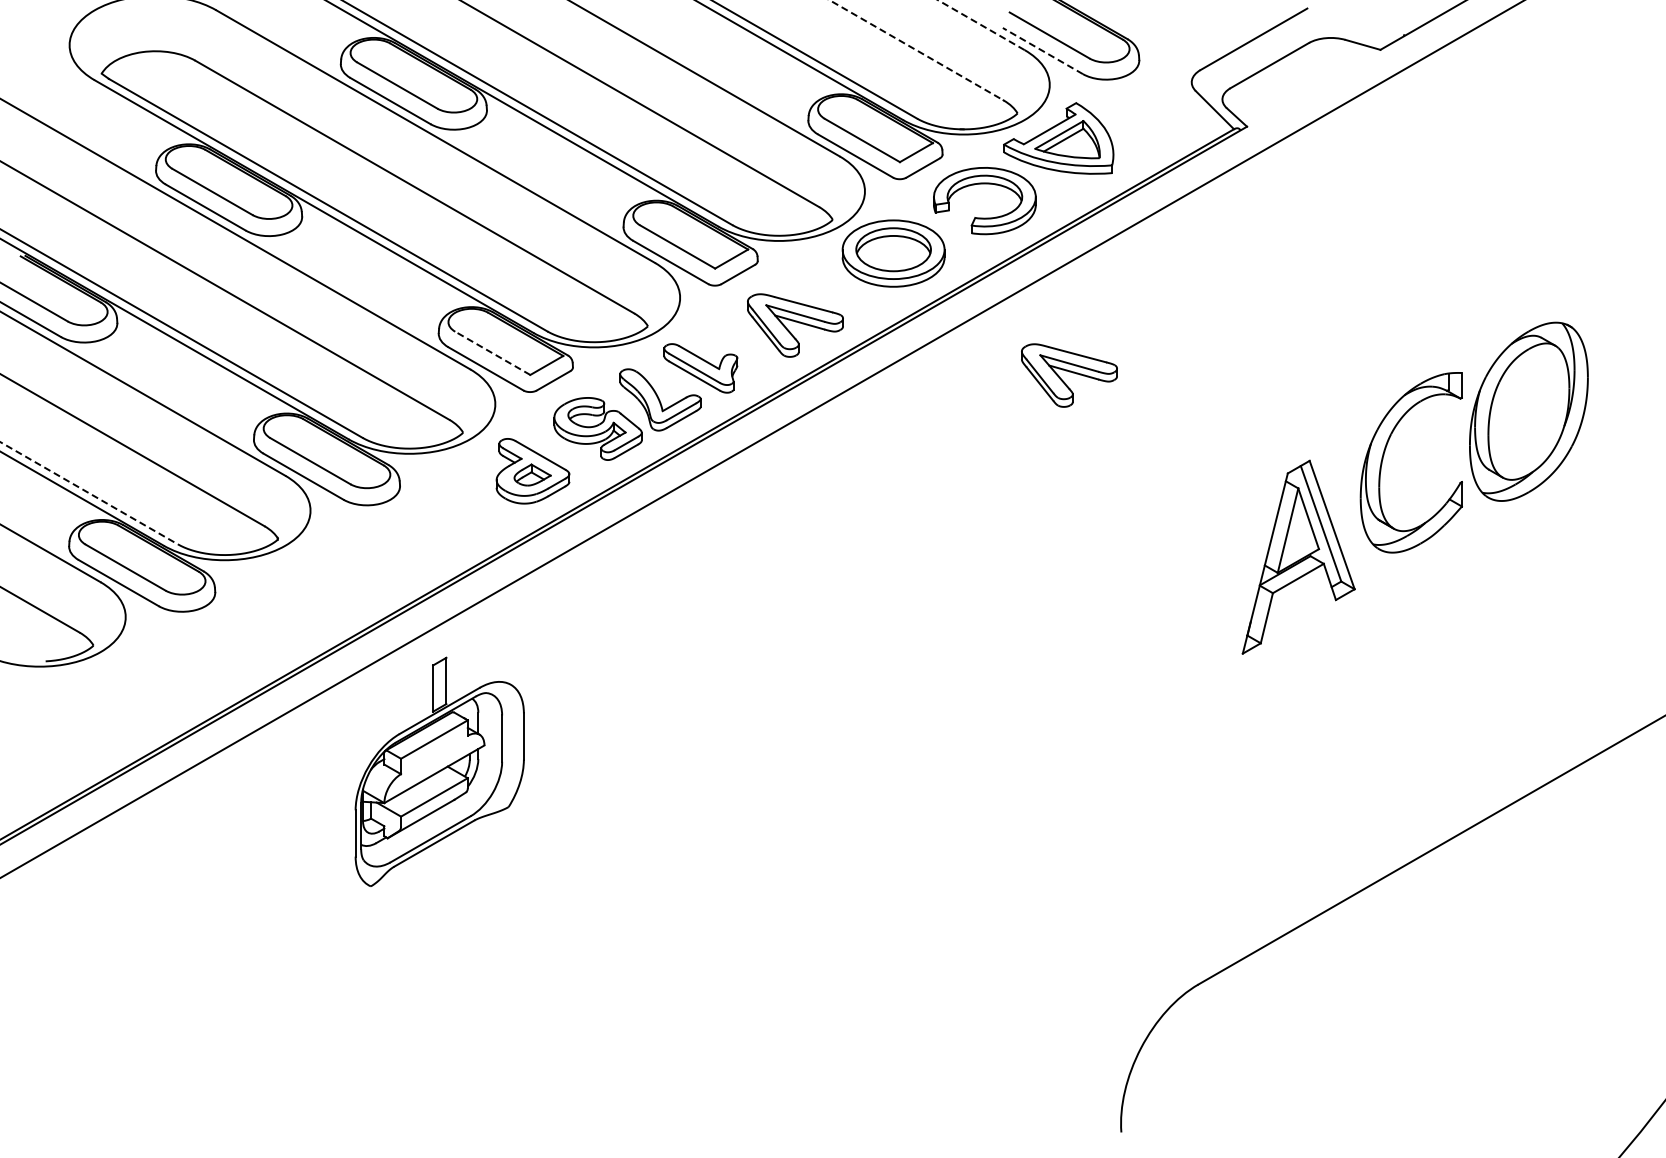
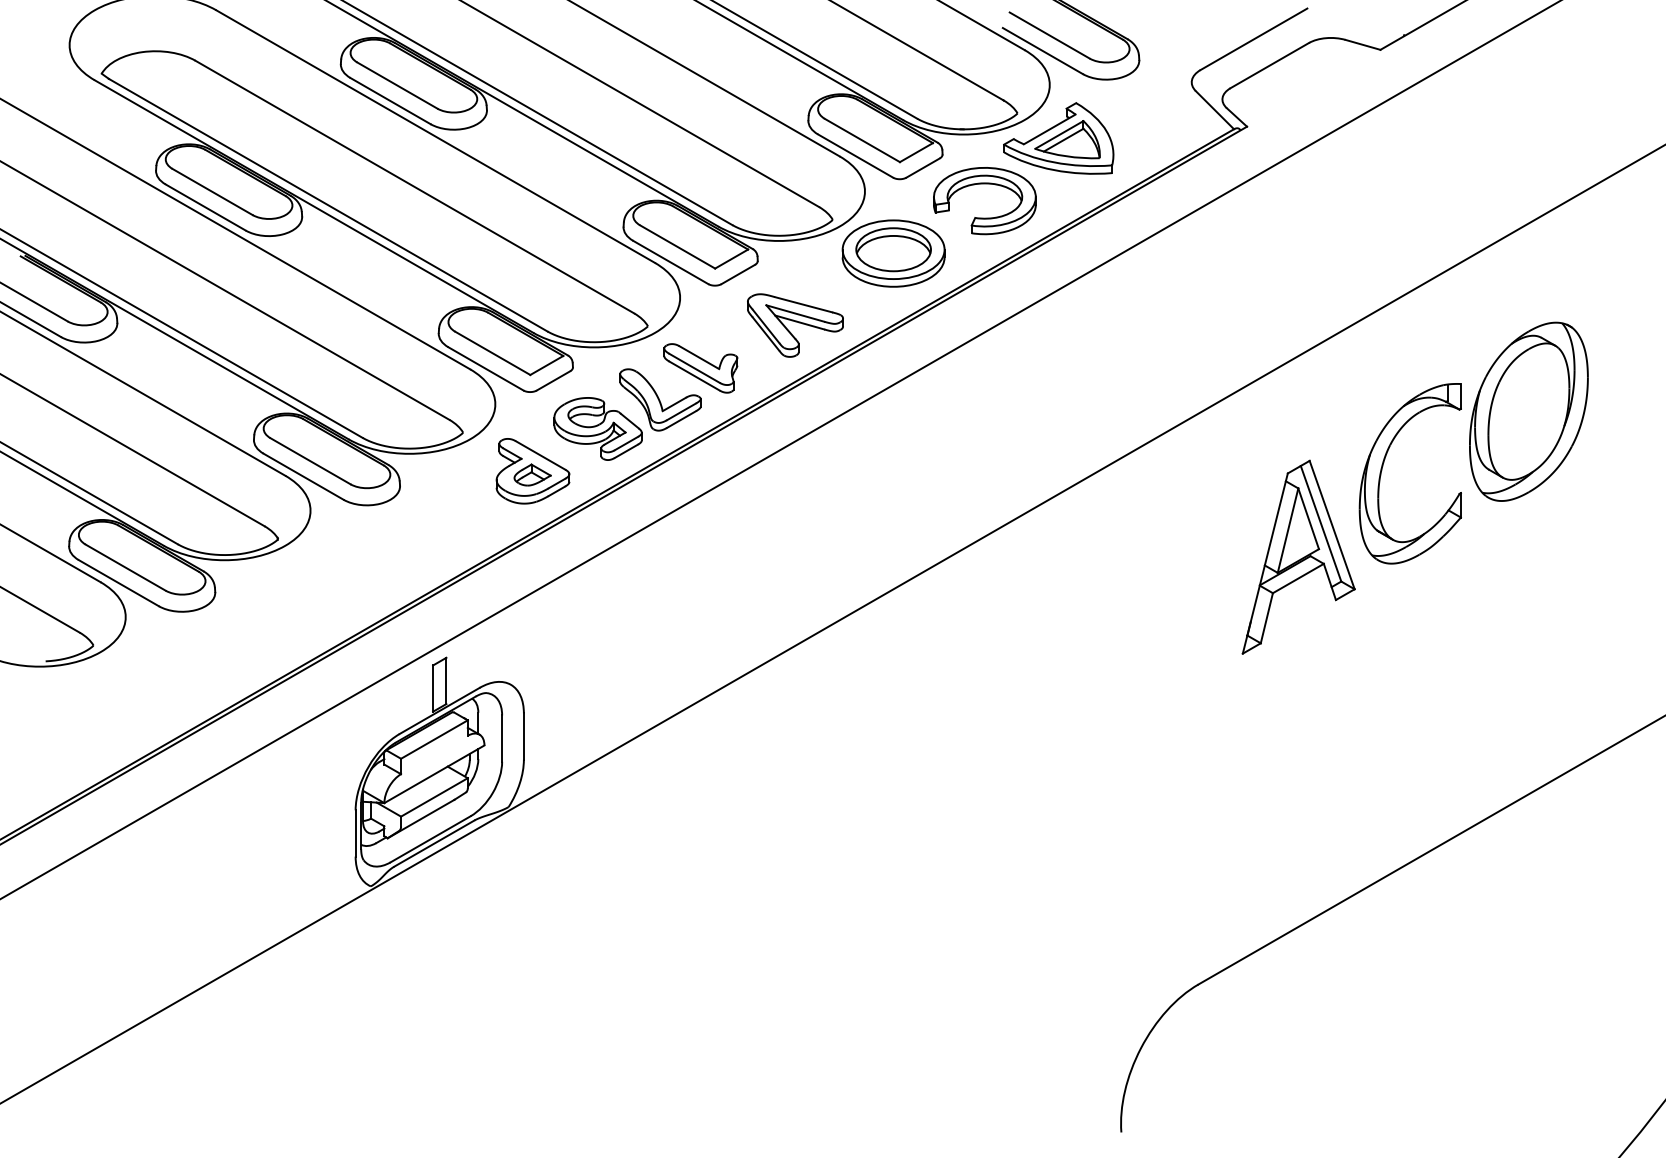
line: dashed -> solid (981, 25)
line: dashed -> solid (916, 50)
line: dashed -> solid (1042, 50)
line: dashed -> solid (492, 353)
part: present -> none (1069, 375)
line position: (761, 439) -> (780, 449) (780, 449)
part position: (1384, 455) -> (1383, 466) (1383, 466)
line: dashed -> solid (89, 493)
line: none -> present (832, 624)
